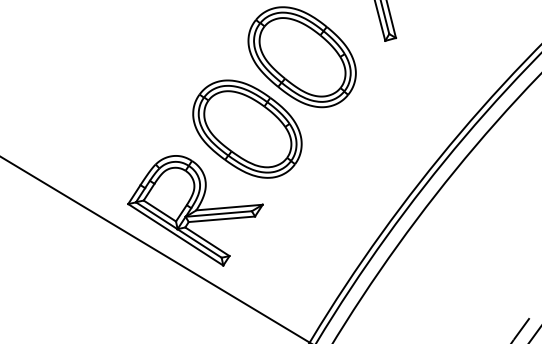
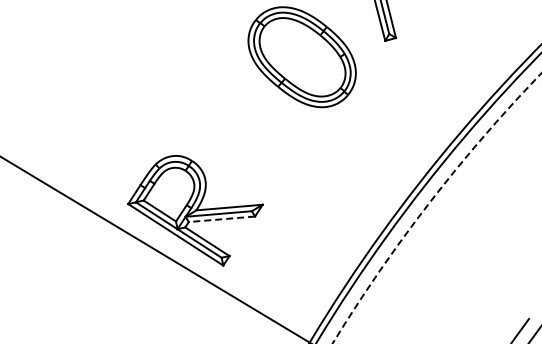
part: present -> none (247, 128)
arc: solid -> dashed (428, 203)
line: solid -> dashed (221, 219)
